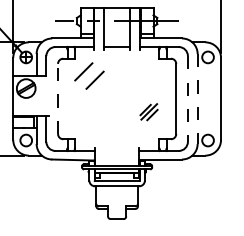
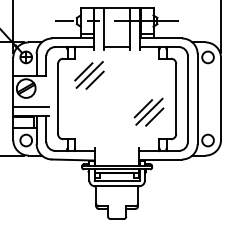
line: none -> present (89, 74)
line: dashed -> solid (58, 98)
line: dashed -> solid (187, 98)
line: dashed -> solid (197, 98)
line: none -> present (30, 106)
part size: 20x19 px -> 32x30 px (148, 111)
